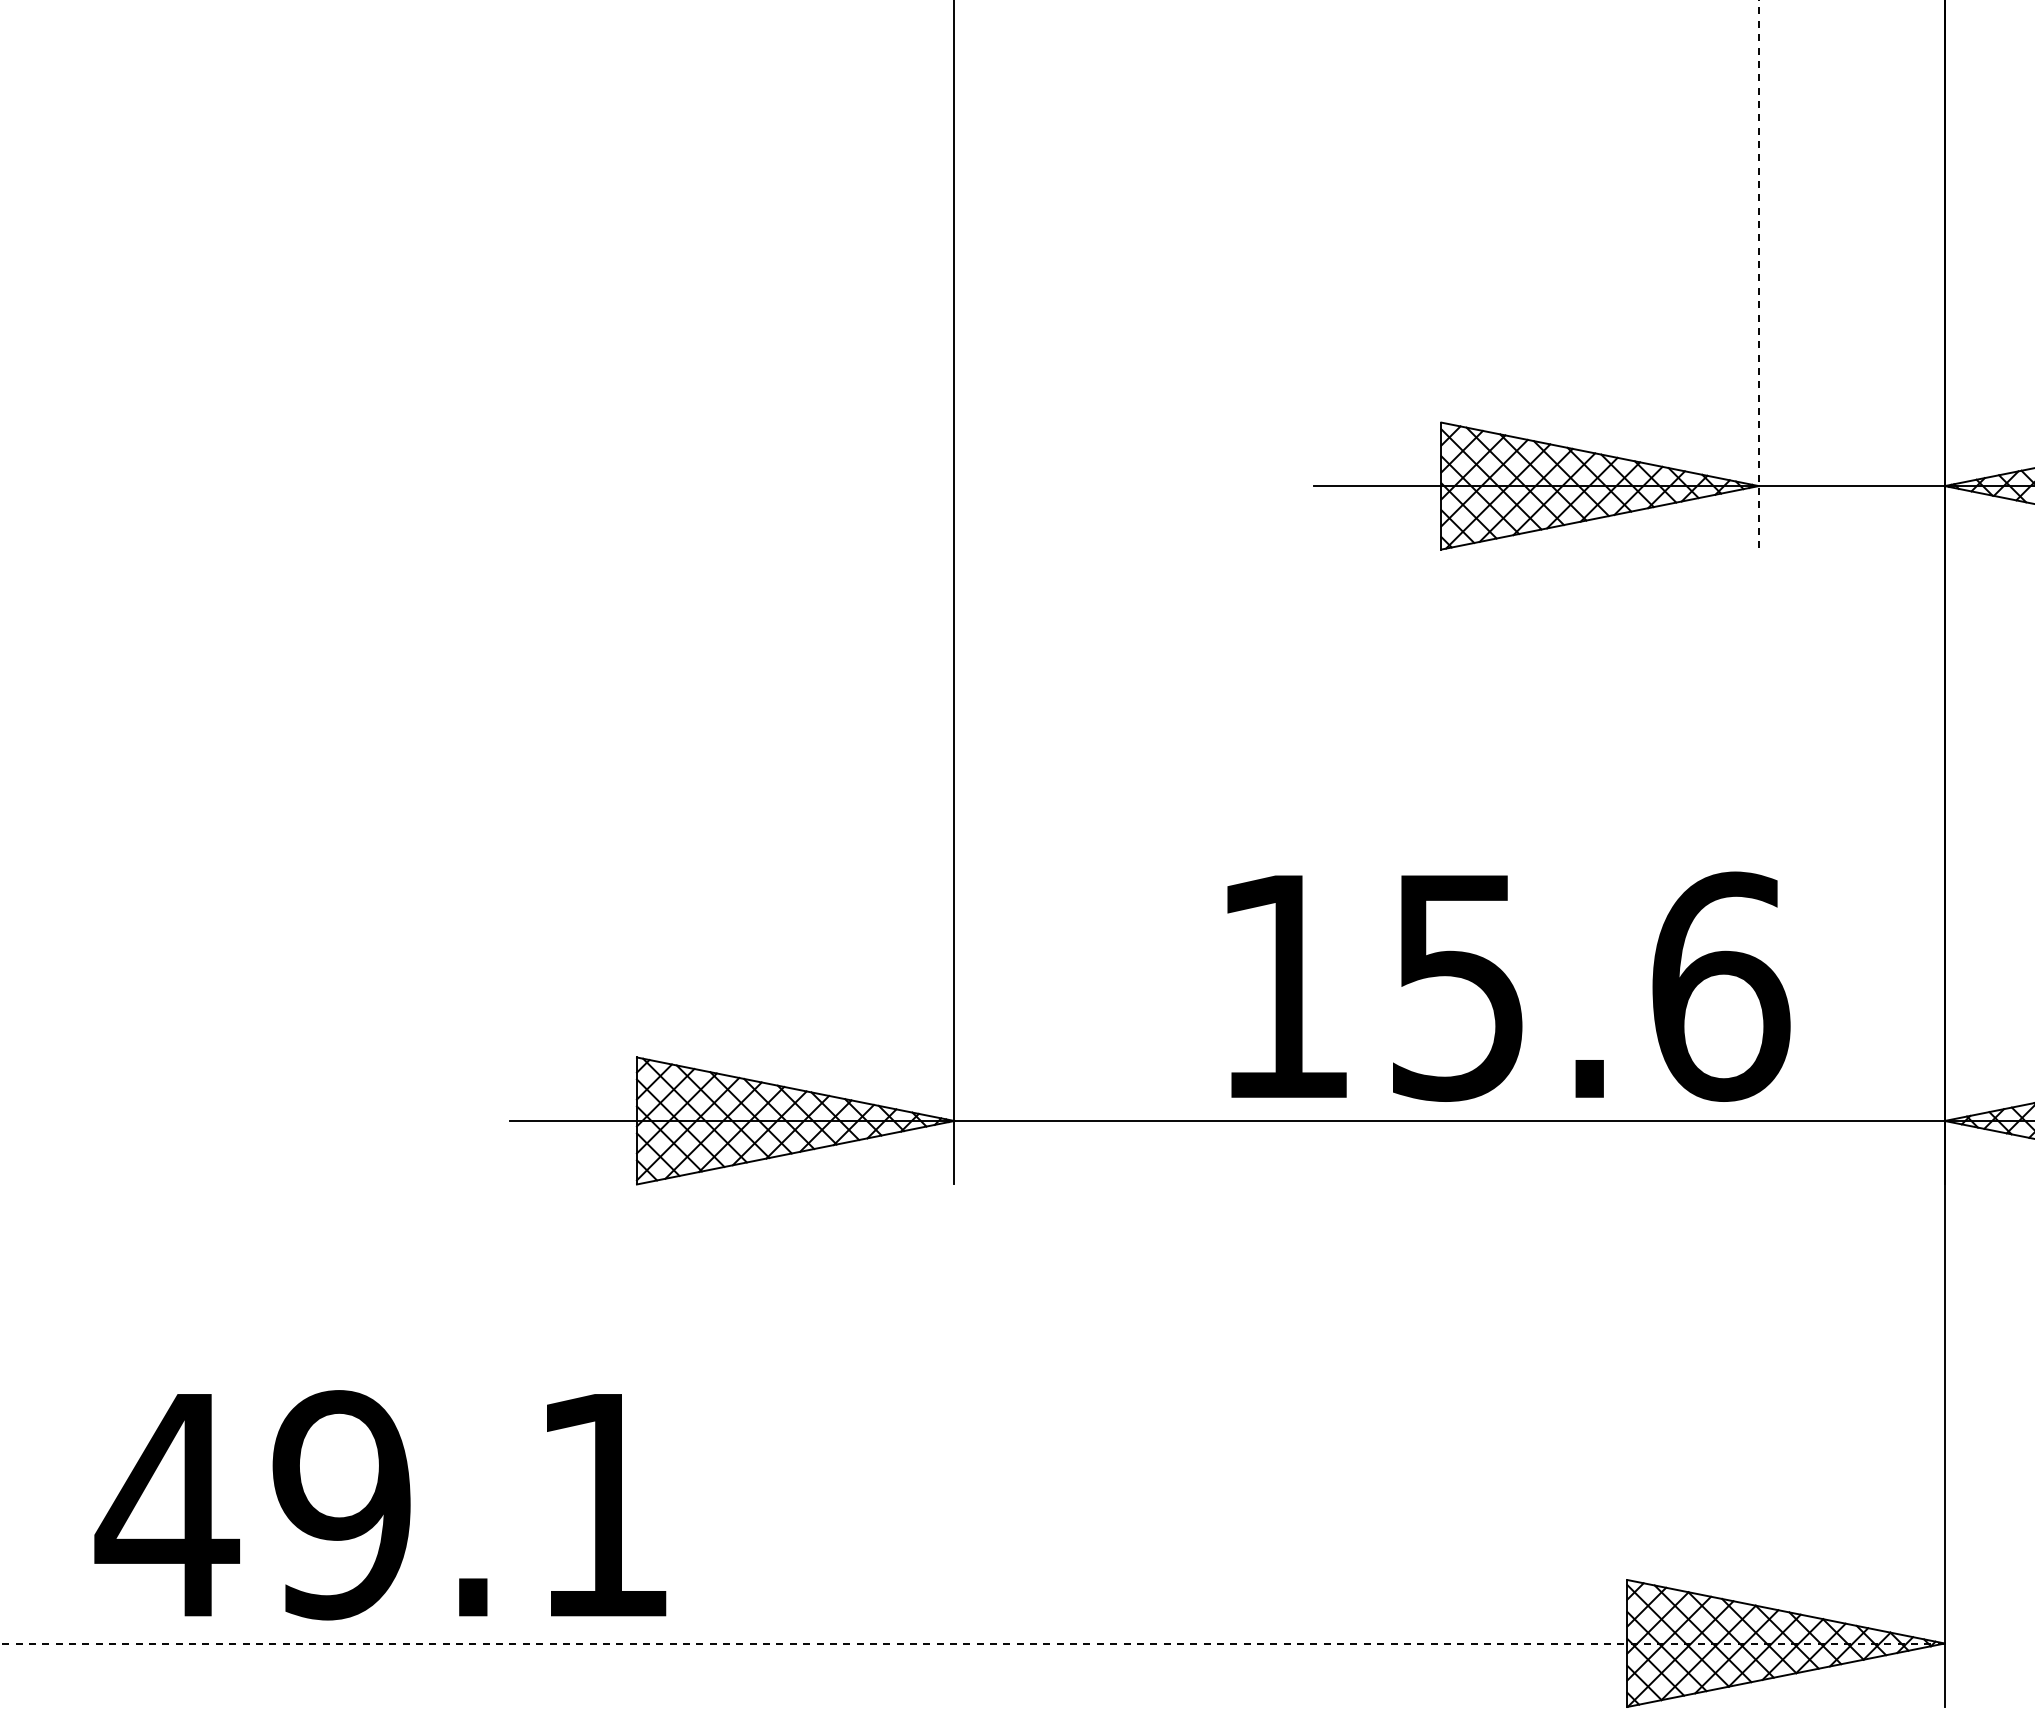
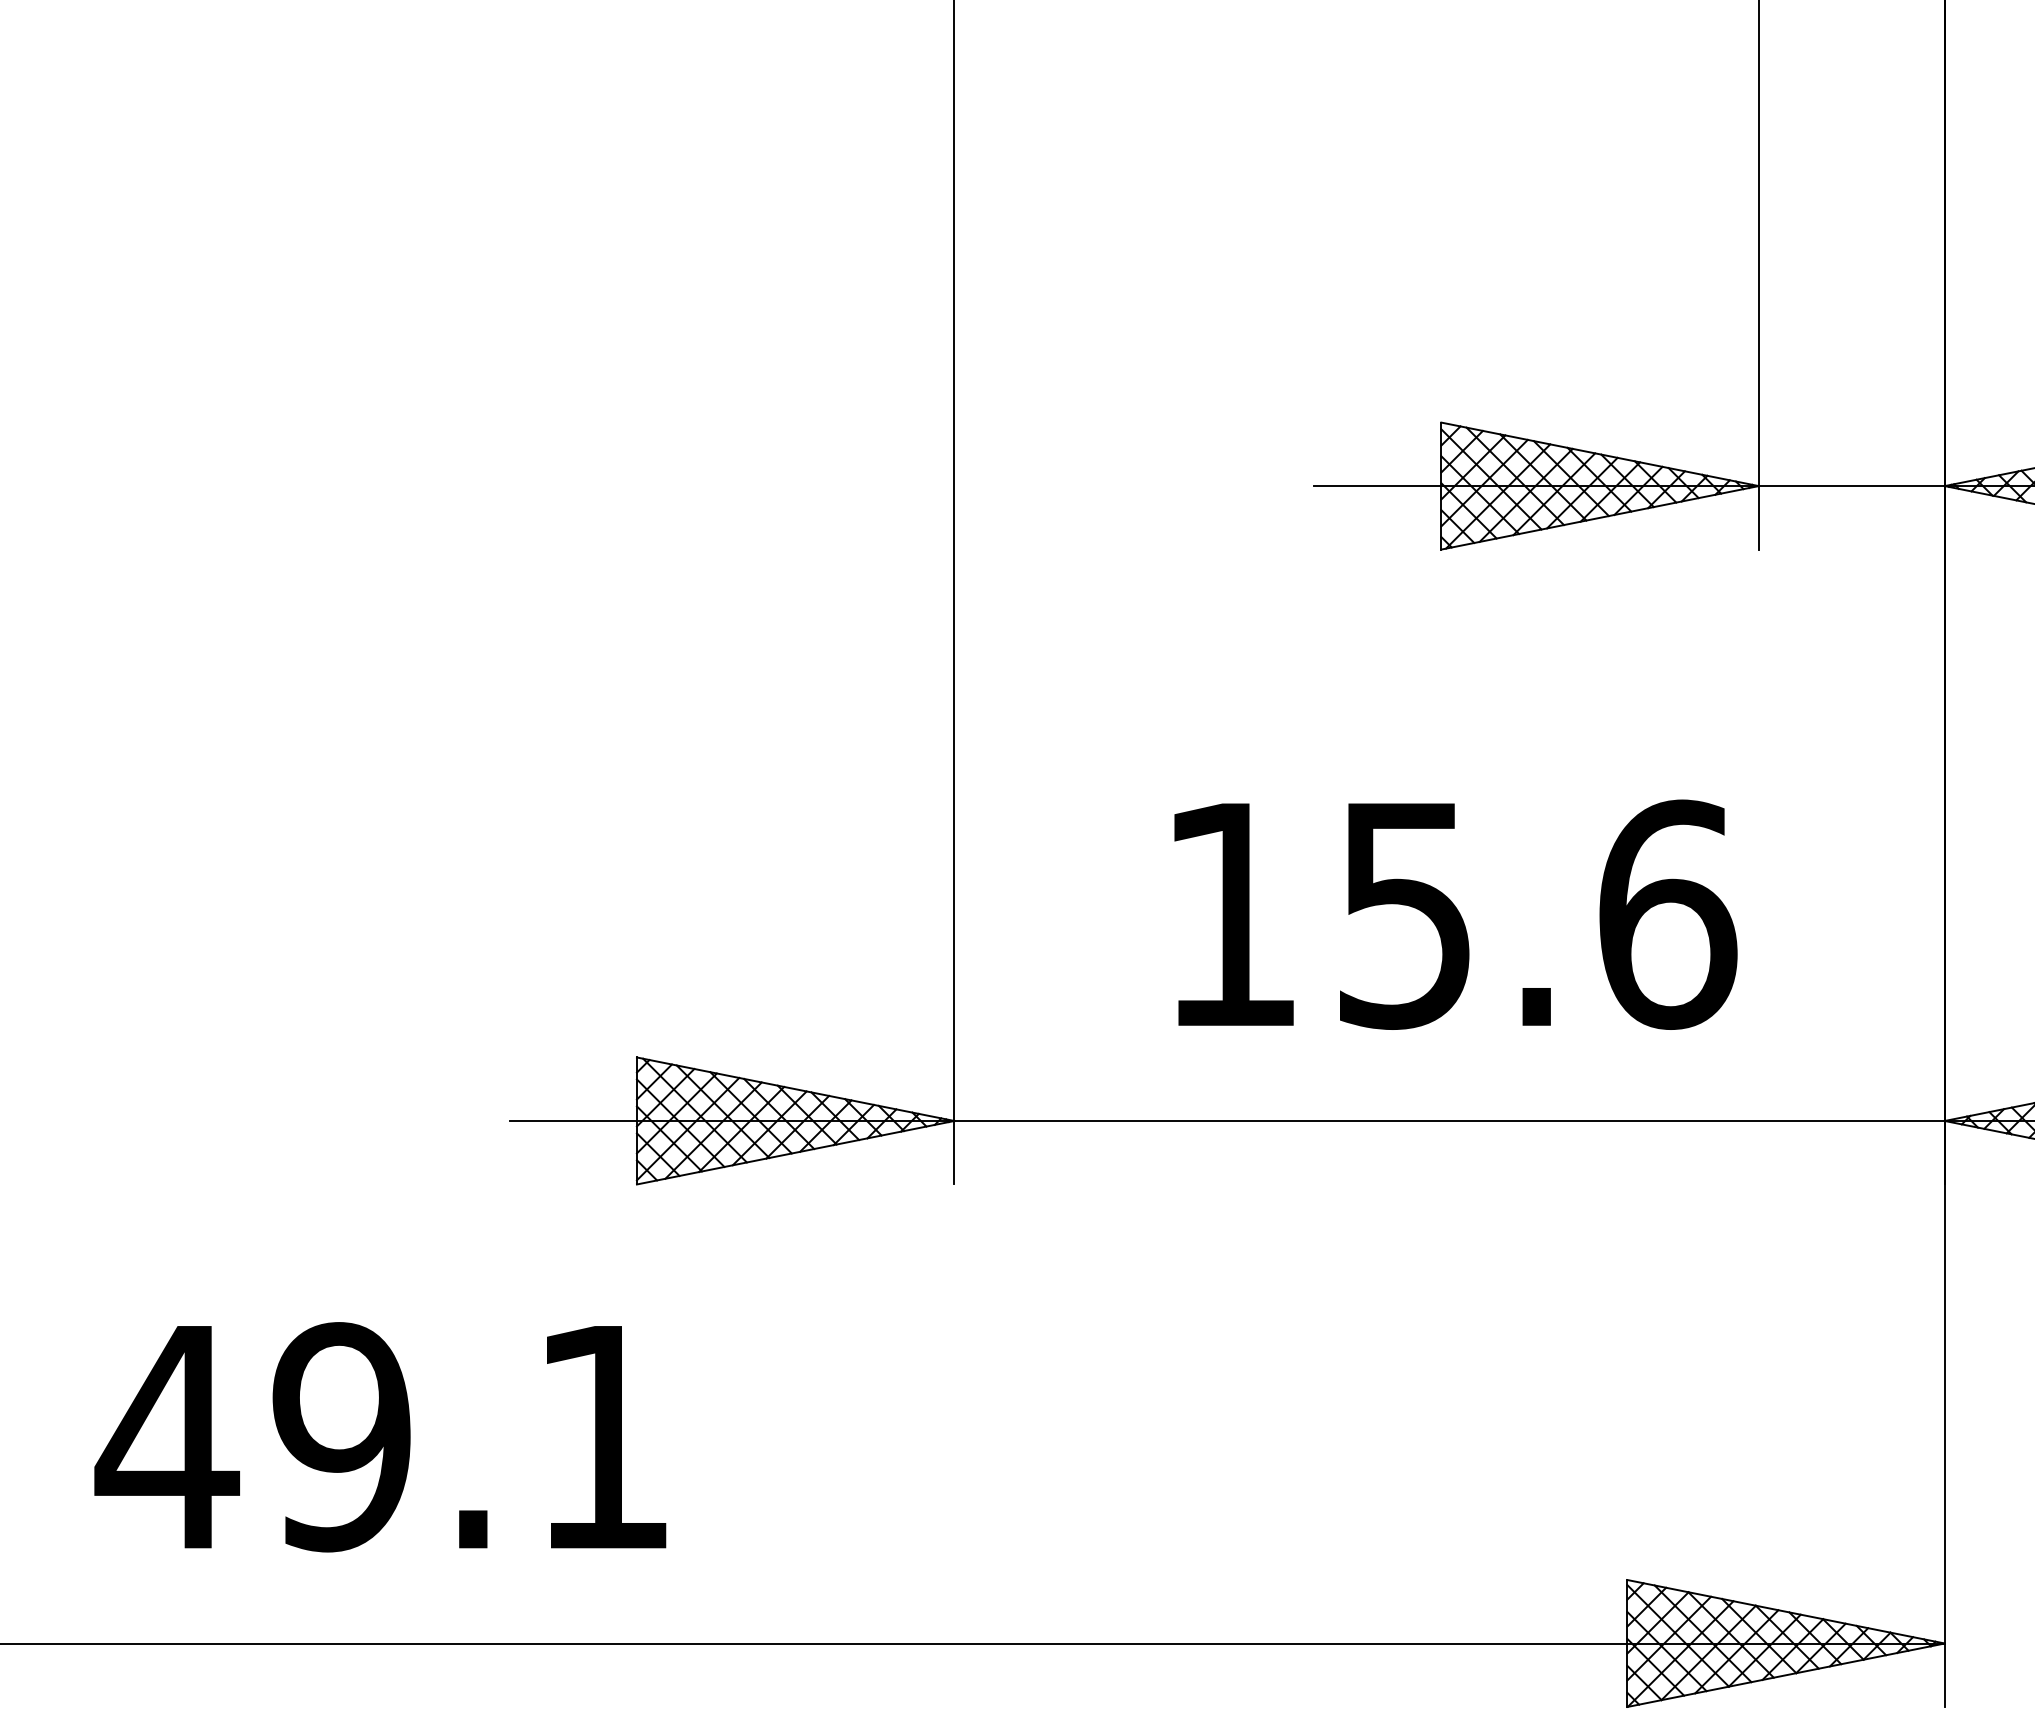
line: dashed -> solid (1758, 275)
text position: (1508, 986) -> (1455, 914) (1455, 914)
text position: (380, 1505) -> (380, 1437) (380, 1437)
line: dashed -> solid (973, 1643)
